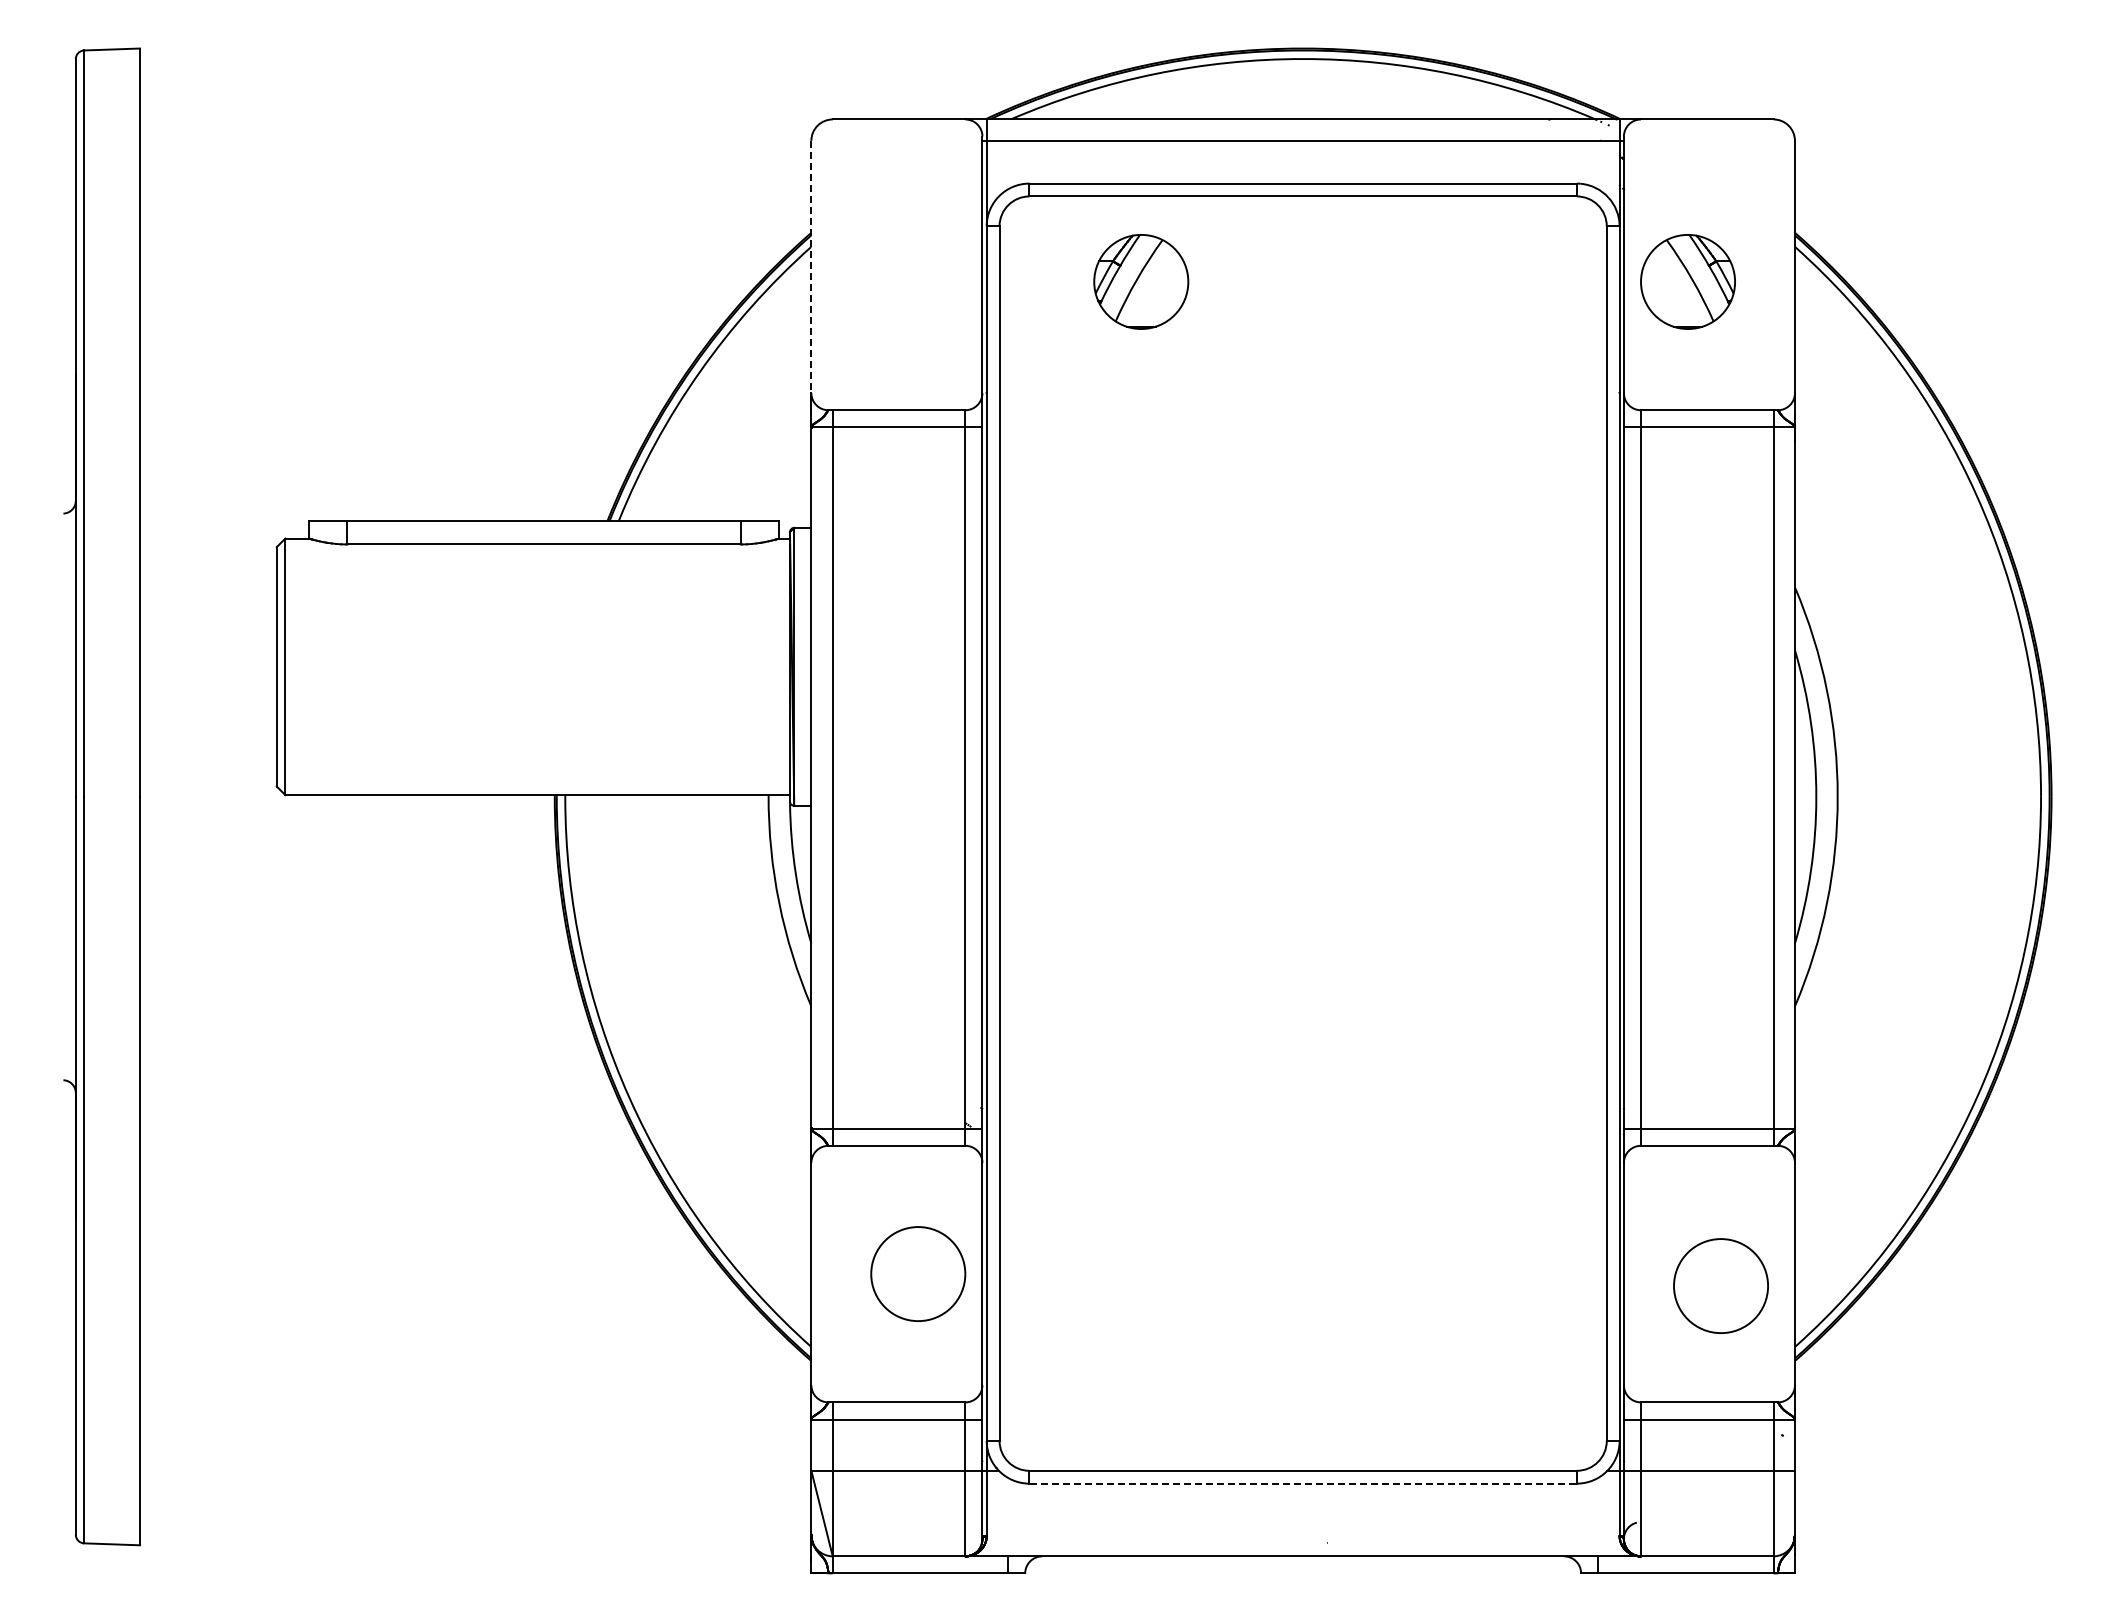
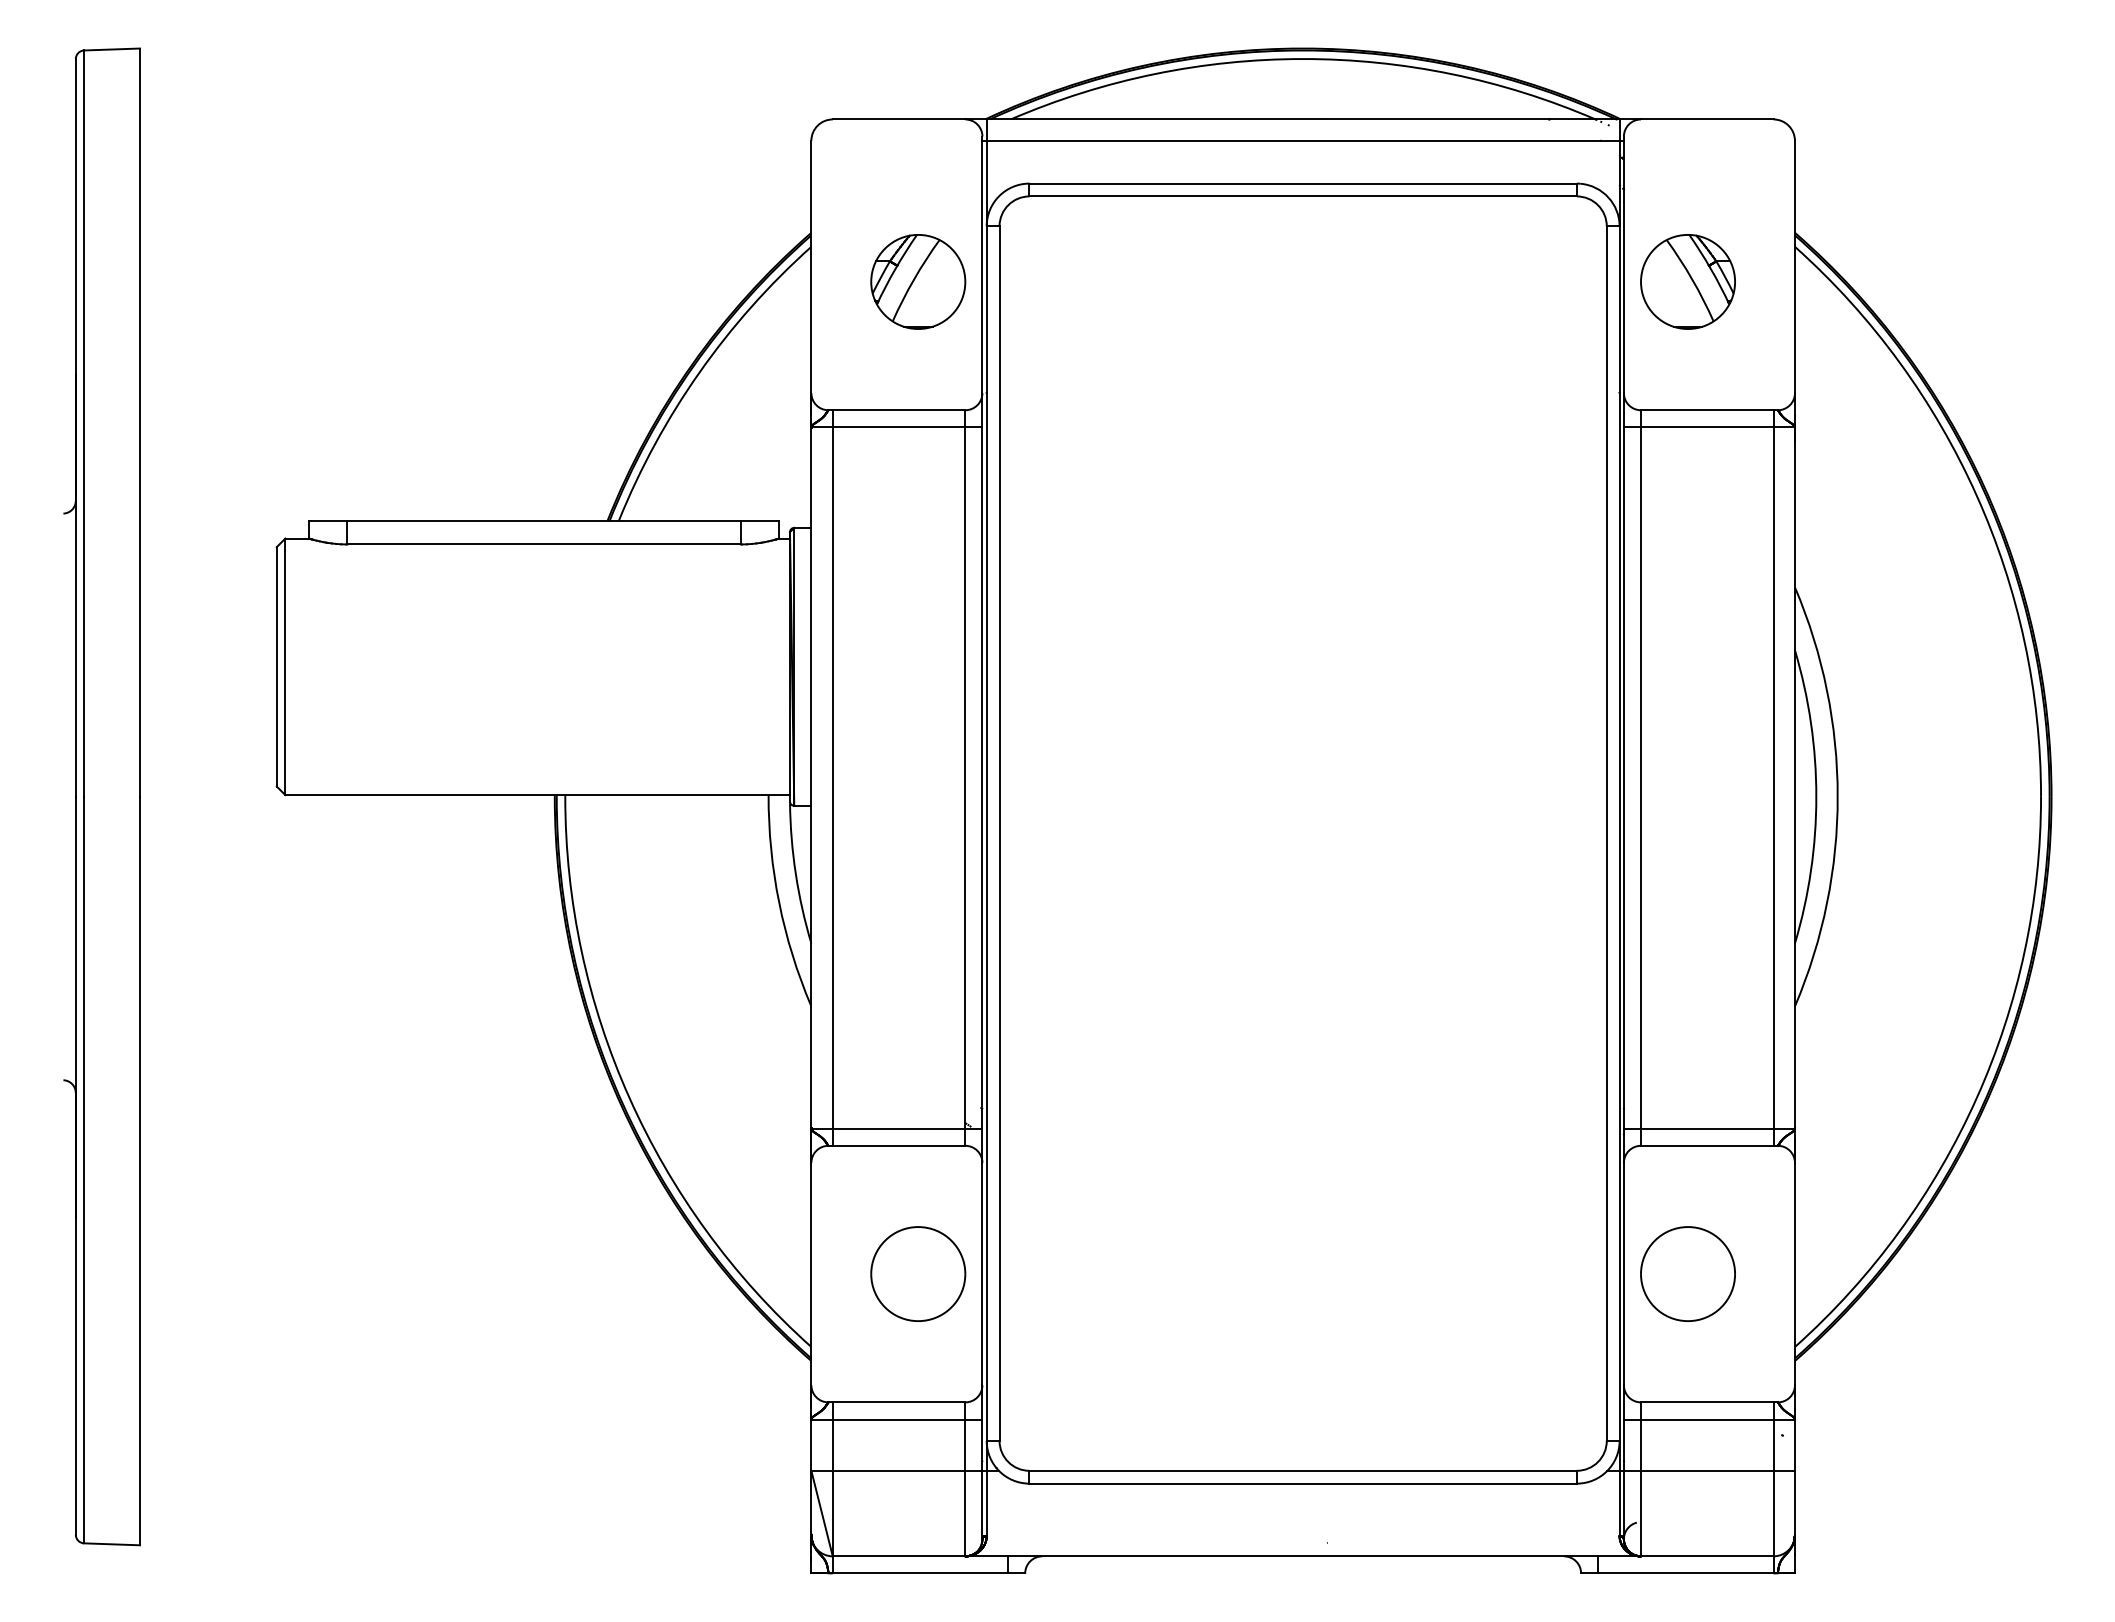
line: dashed -> solid (811, 267)
part position: (1141, 281) -> (918, 281) (918, 281)
part position: (1720, 1285) -> (1687, 1273) (1687, 1273)
line: dashed -> solid (1303, 1483)
